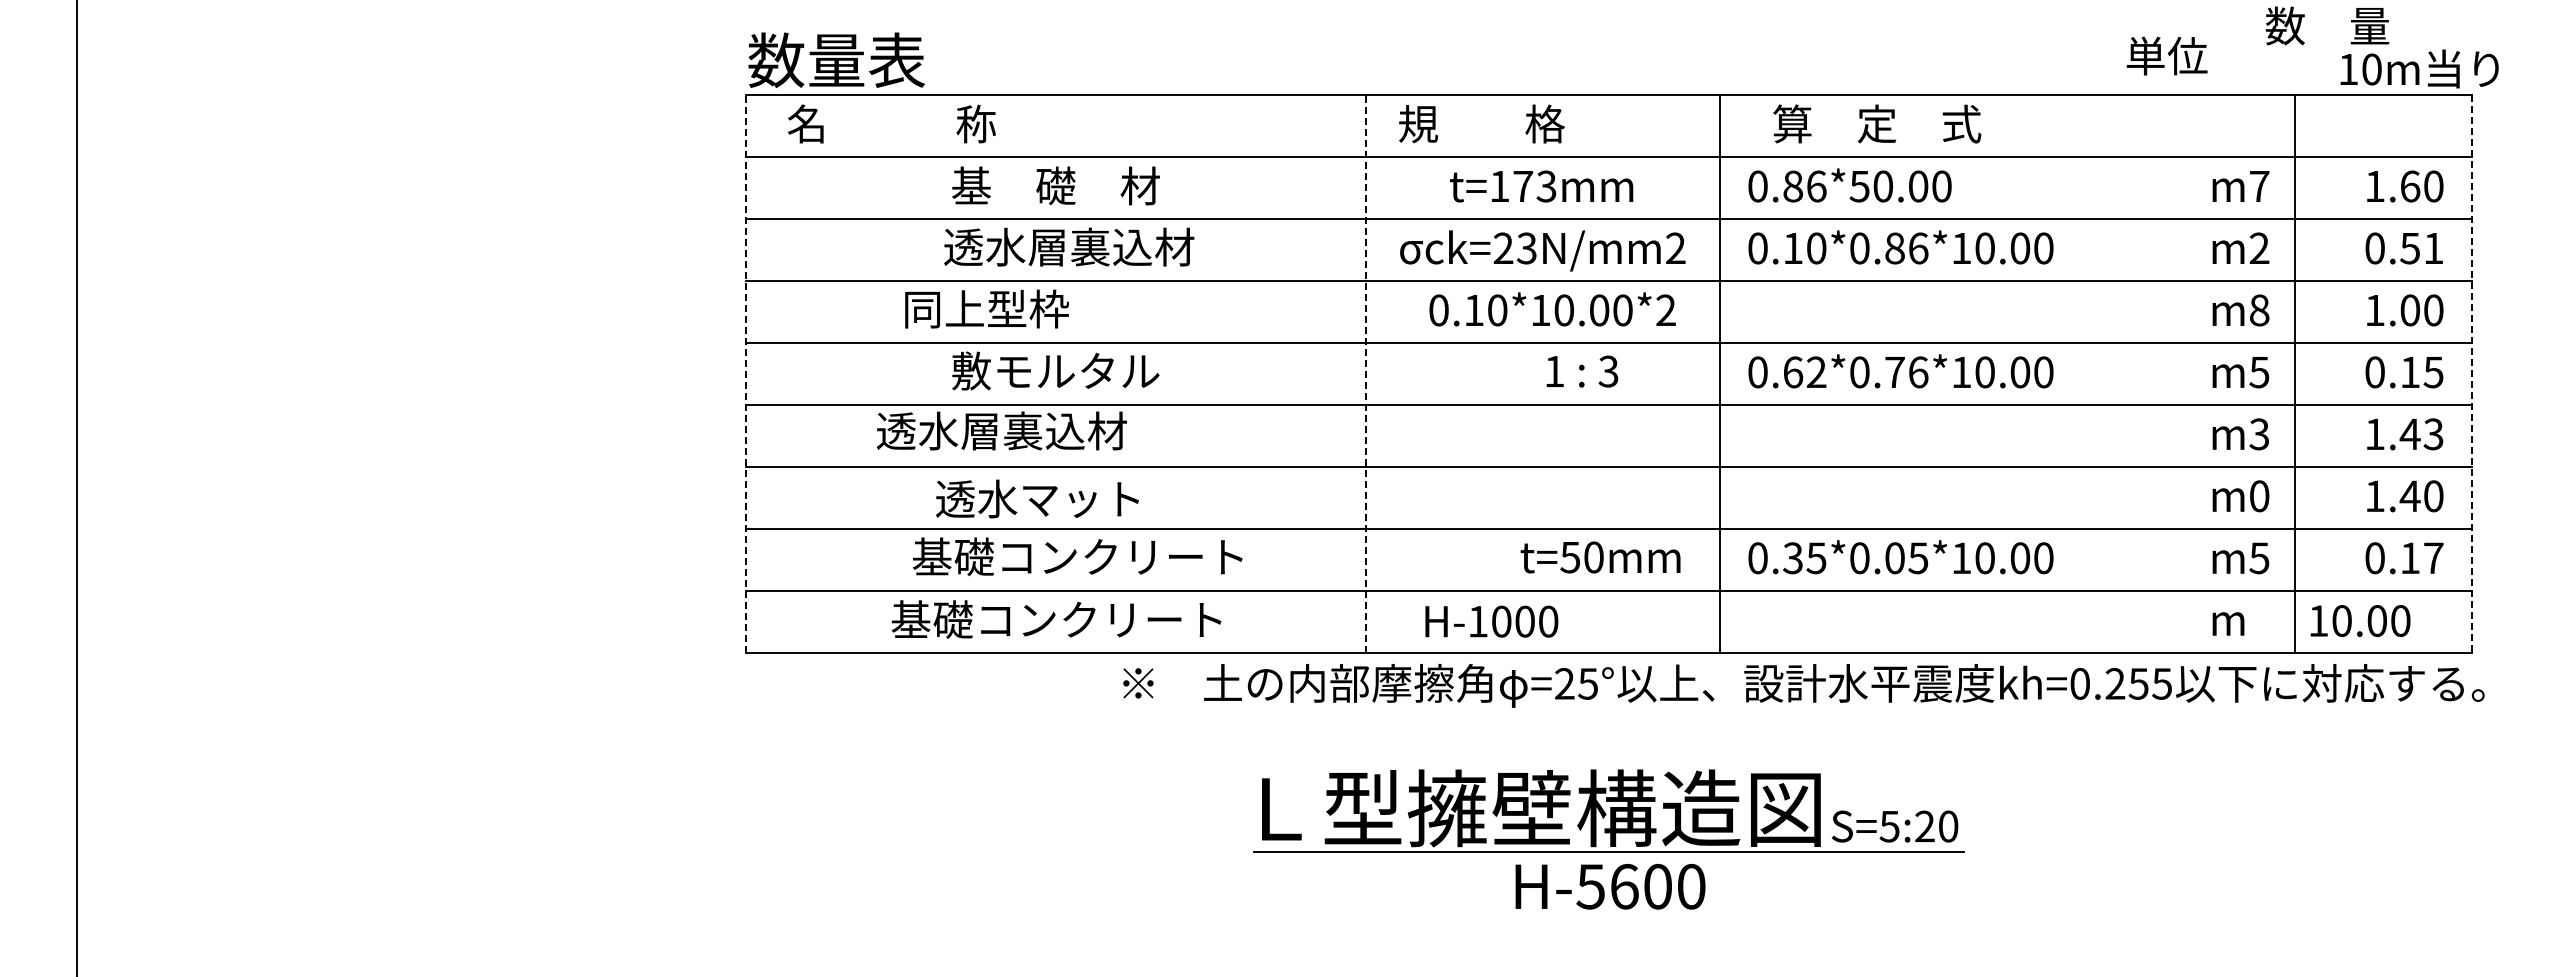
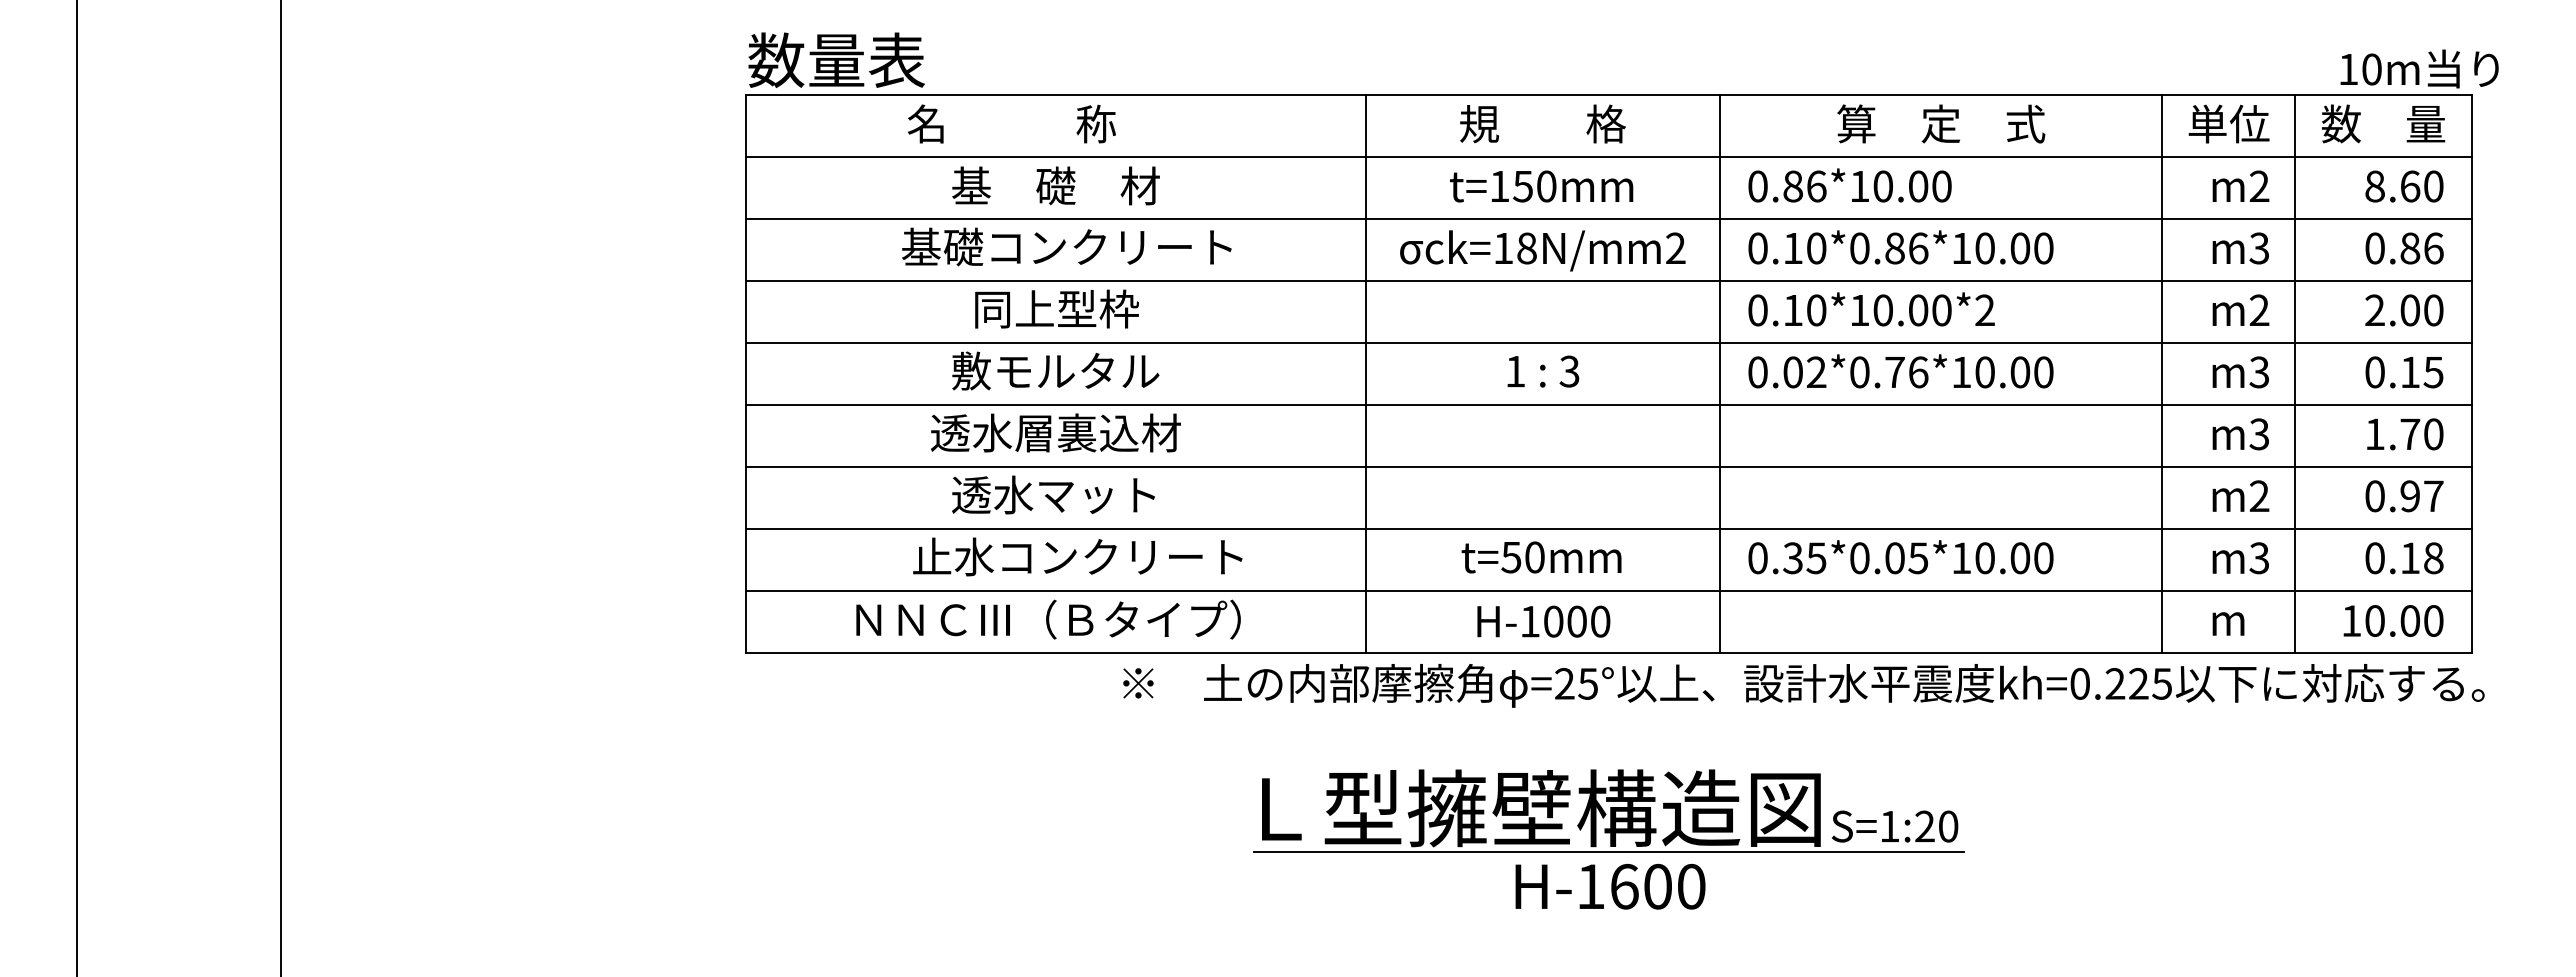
text position: (2327, 25) -> (2383, 123) (2383, 123)
text position: (2166, 55) -> (2228, 123) (2228, 123)
text position: (891, 123) -> (1011, 123) (1011, 123)
text position: (1481, 123) -> (1542, 123) (1542, 123)
text position: (1877, 123) -> (1941, 123) (1941, 123)
text: m7 -> m2 (2259, 185)
text: t=173mm -> t=150mm (1534, 186)
text: 0.86*50.00 -> 0.86*10.00 (1859, 186)
text: 1.60 -> 8.60 (2374, 186)
text: 透水層裏込材 -> 基礎コンクリート (1066, 246)
text: ck=23N/mm2 -> ck=18N/mm2 (1514, 248)
text: m2 -> m3 (2259, 248)
text: 0.51 -> 0.86 (2421, 248)
text position: (986, 308) -> (1056, 308) (1056, 308)
text position: (1552, 309) -> (1871, 309) (1871, 309)
text: 1.00 -> 2.00 (2374, 309)
text: m8 -> m2 (2259, 310)
text position: (1582, 371) -> (1543, 371) (1543, 371)
text: m5 -> m3 (2259, 371)
text: 0.62*0.76*10.00 -> 0.02*0.76*10.00 (1793, 372)
line: dashed -> solid (746, 373)
line: dashed -> solid (1365, 373)
line: none -> present (2162, 373)
line: dashed -> solid (2472, 373)
text position: (1001, 430) -> (1055, 432) (1055, 432)
text: 1.43 -> 1.70 (2421, 434)
line: none -> present (280, 487)
text: m0 -> m2 (2259, 496)
text: 1.40 -> 0.97 (2404, 496)
text position: (1037, 498) -> (1053, 494) (1053, 494)
text: 基礎コンクリート -> 止水コンクリート (953, 556)
text position: (1600, 557) -> (1541, 557) (1541, 557)
text: m5 -> m3 (2259, 557)
text: 0.17 -> 0.18 (2433, 558)
text: 基礎コンクリート -> ＮＮＣⅢ（Ｂタイプ） (1048, 619)
text position: (2360, 620) -> (2393, 620) (2393, 620)
text position: (1491, 621) -> (1543, 621) (1543, 621)
text: kh=0.255 -> kh=0.225 (2138, 683)
text: S=5:20 -> S=1:20 (1889, 826)
text: H-5600 -> H-1600 (1590, 886)
